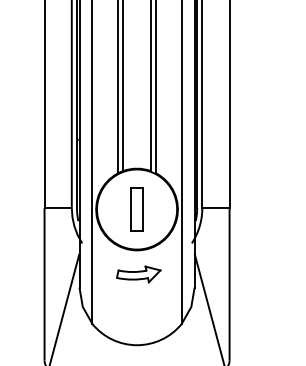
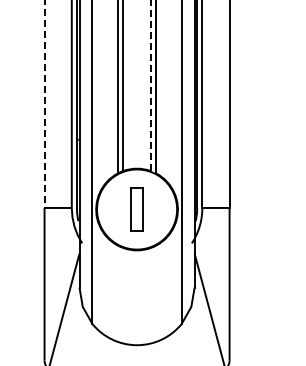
line: solid -> dashed (151, 85)
line: solid -> dashed (44, 104)
part: present -> none (138, 274)
